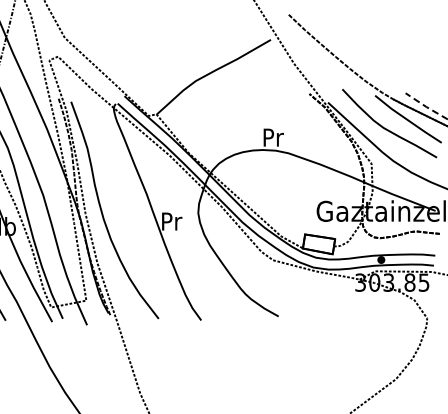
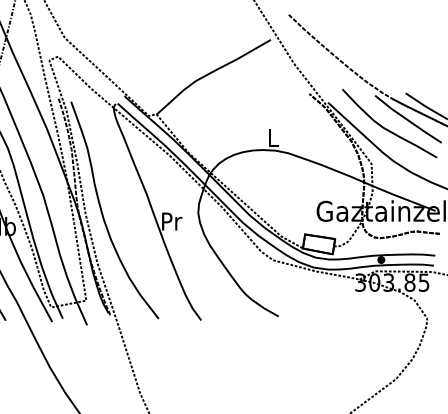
line: dashed -> solid (426, 107)
text: Pr -> L (273, 137)
